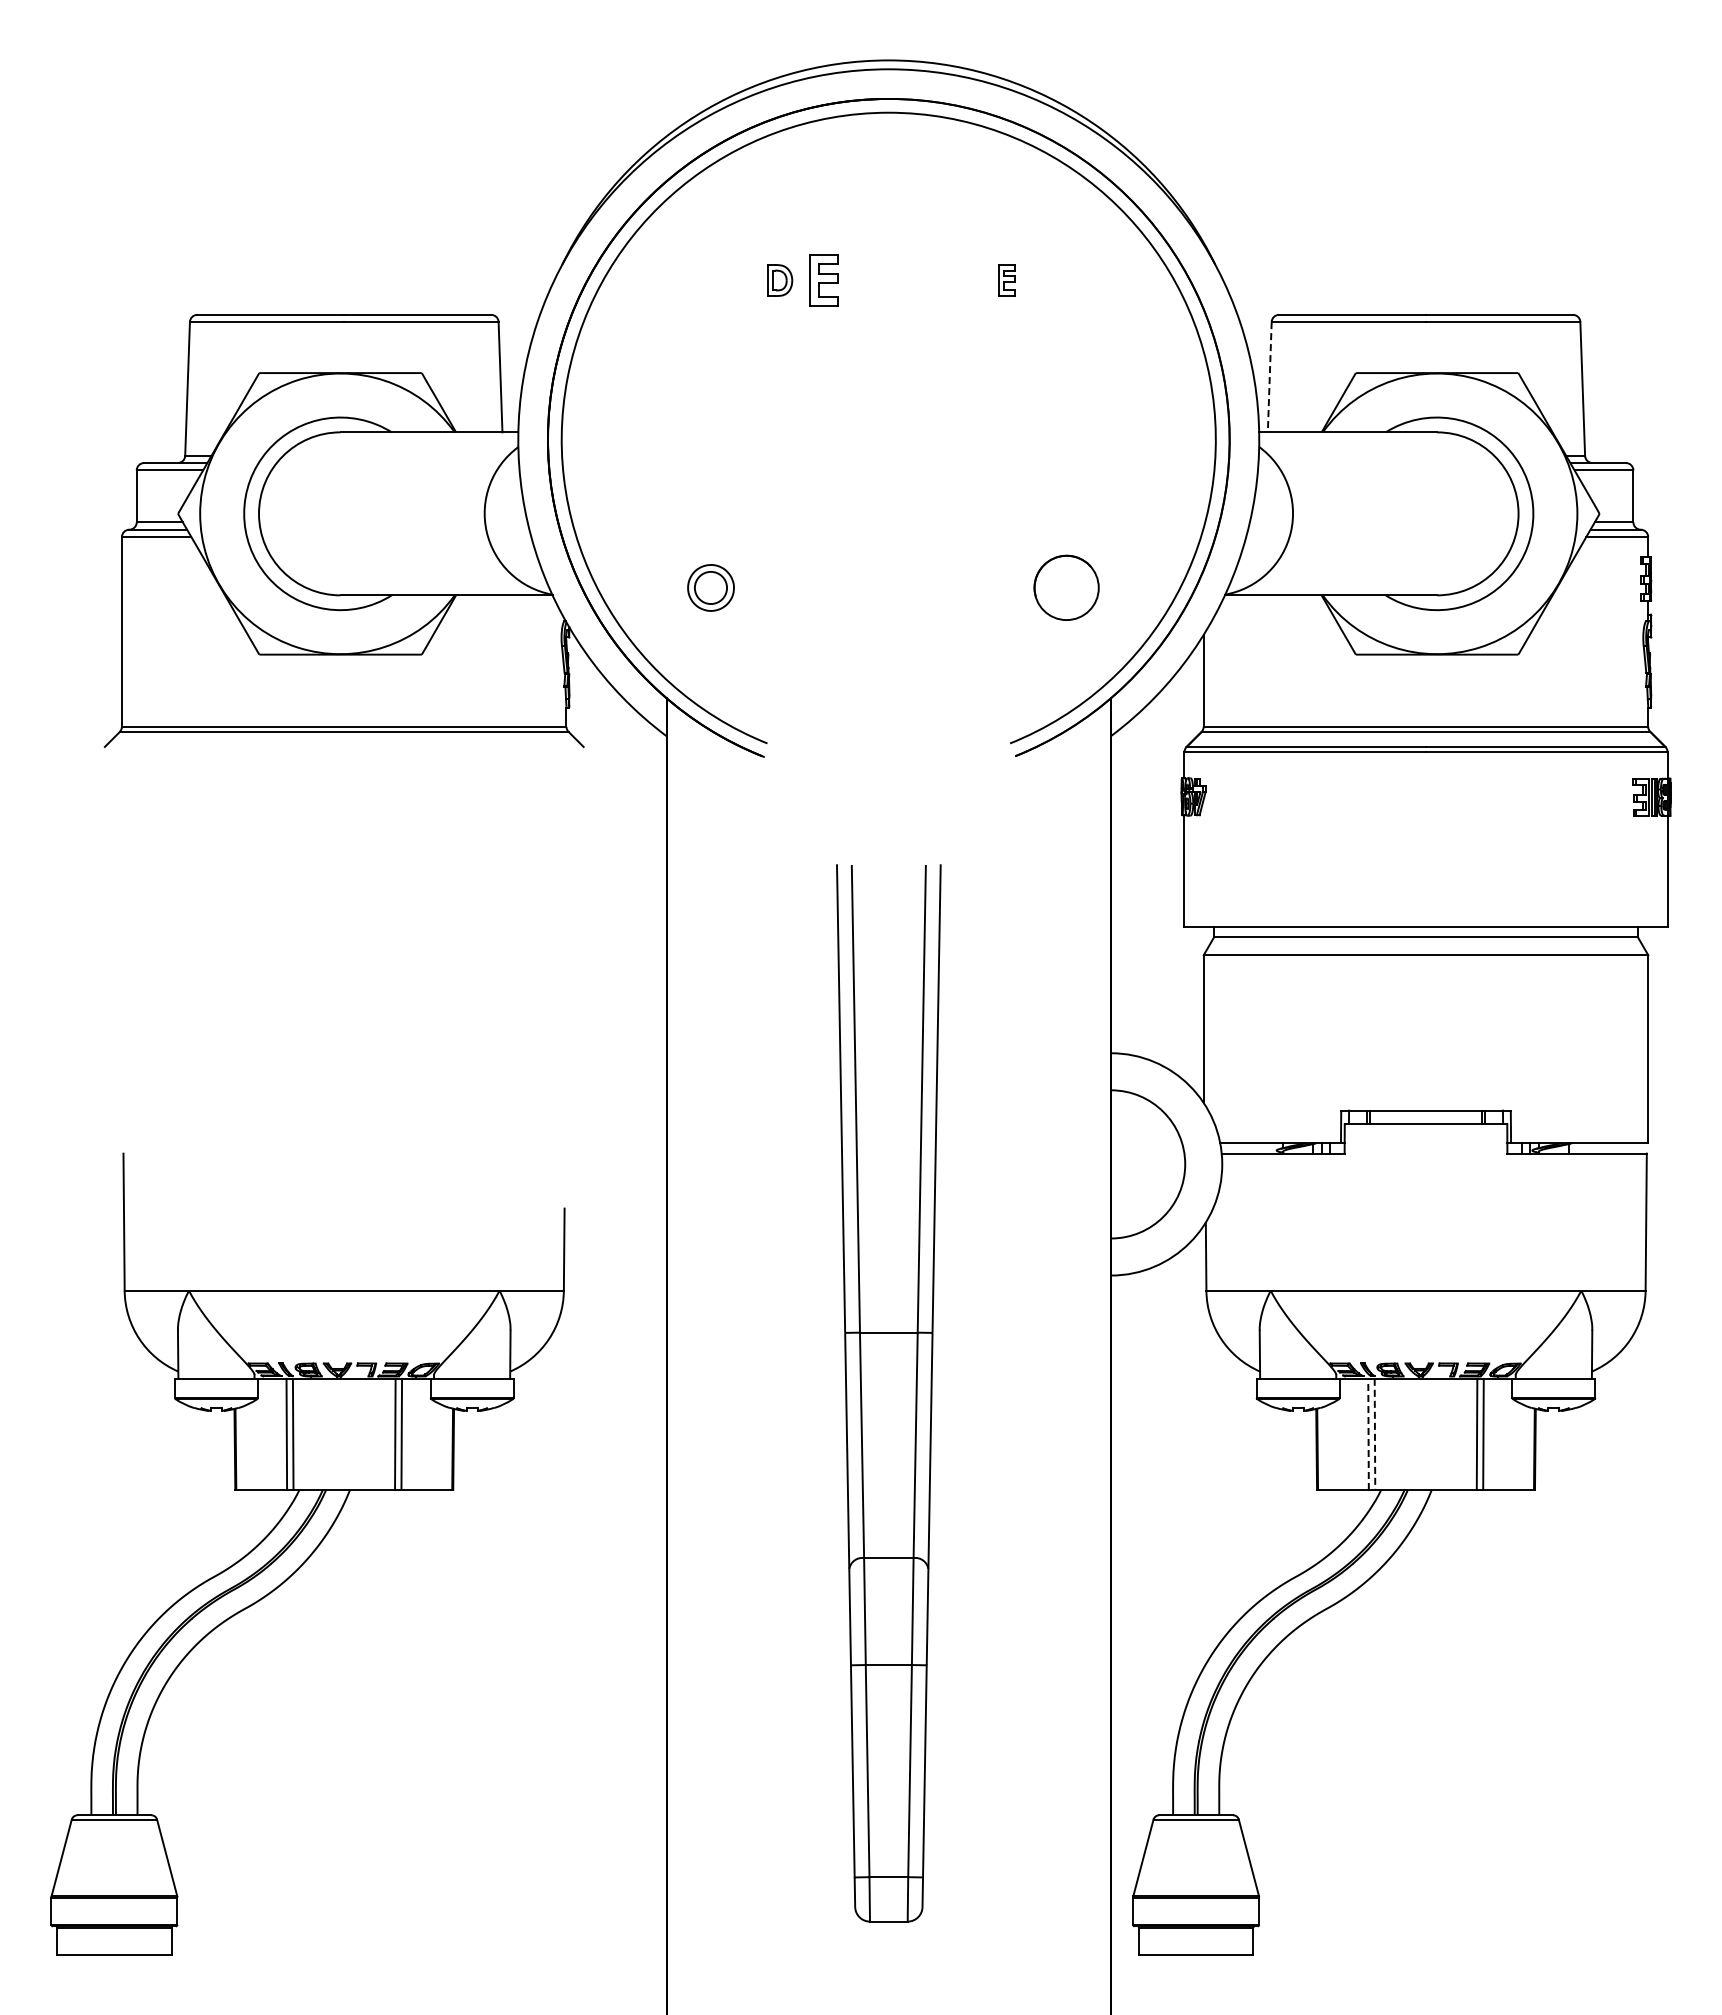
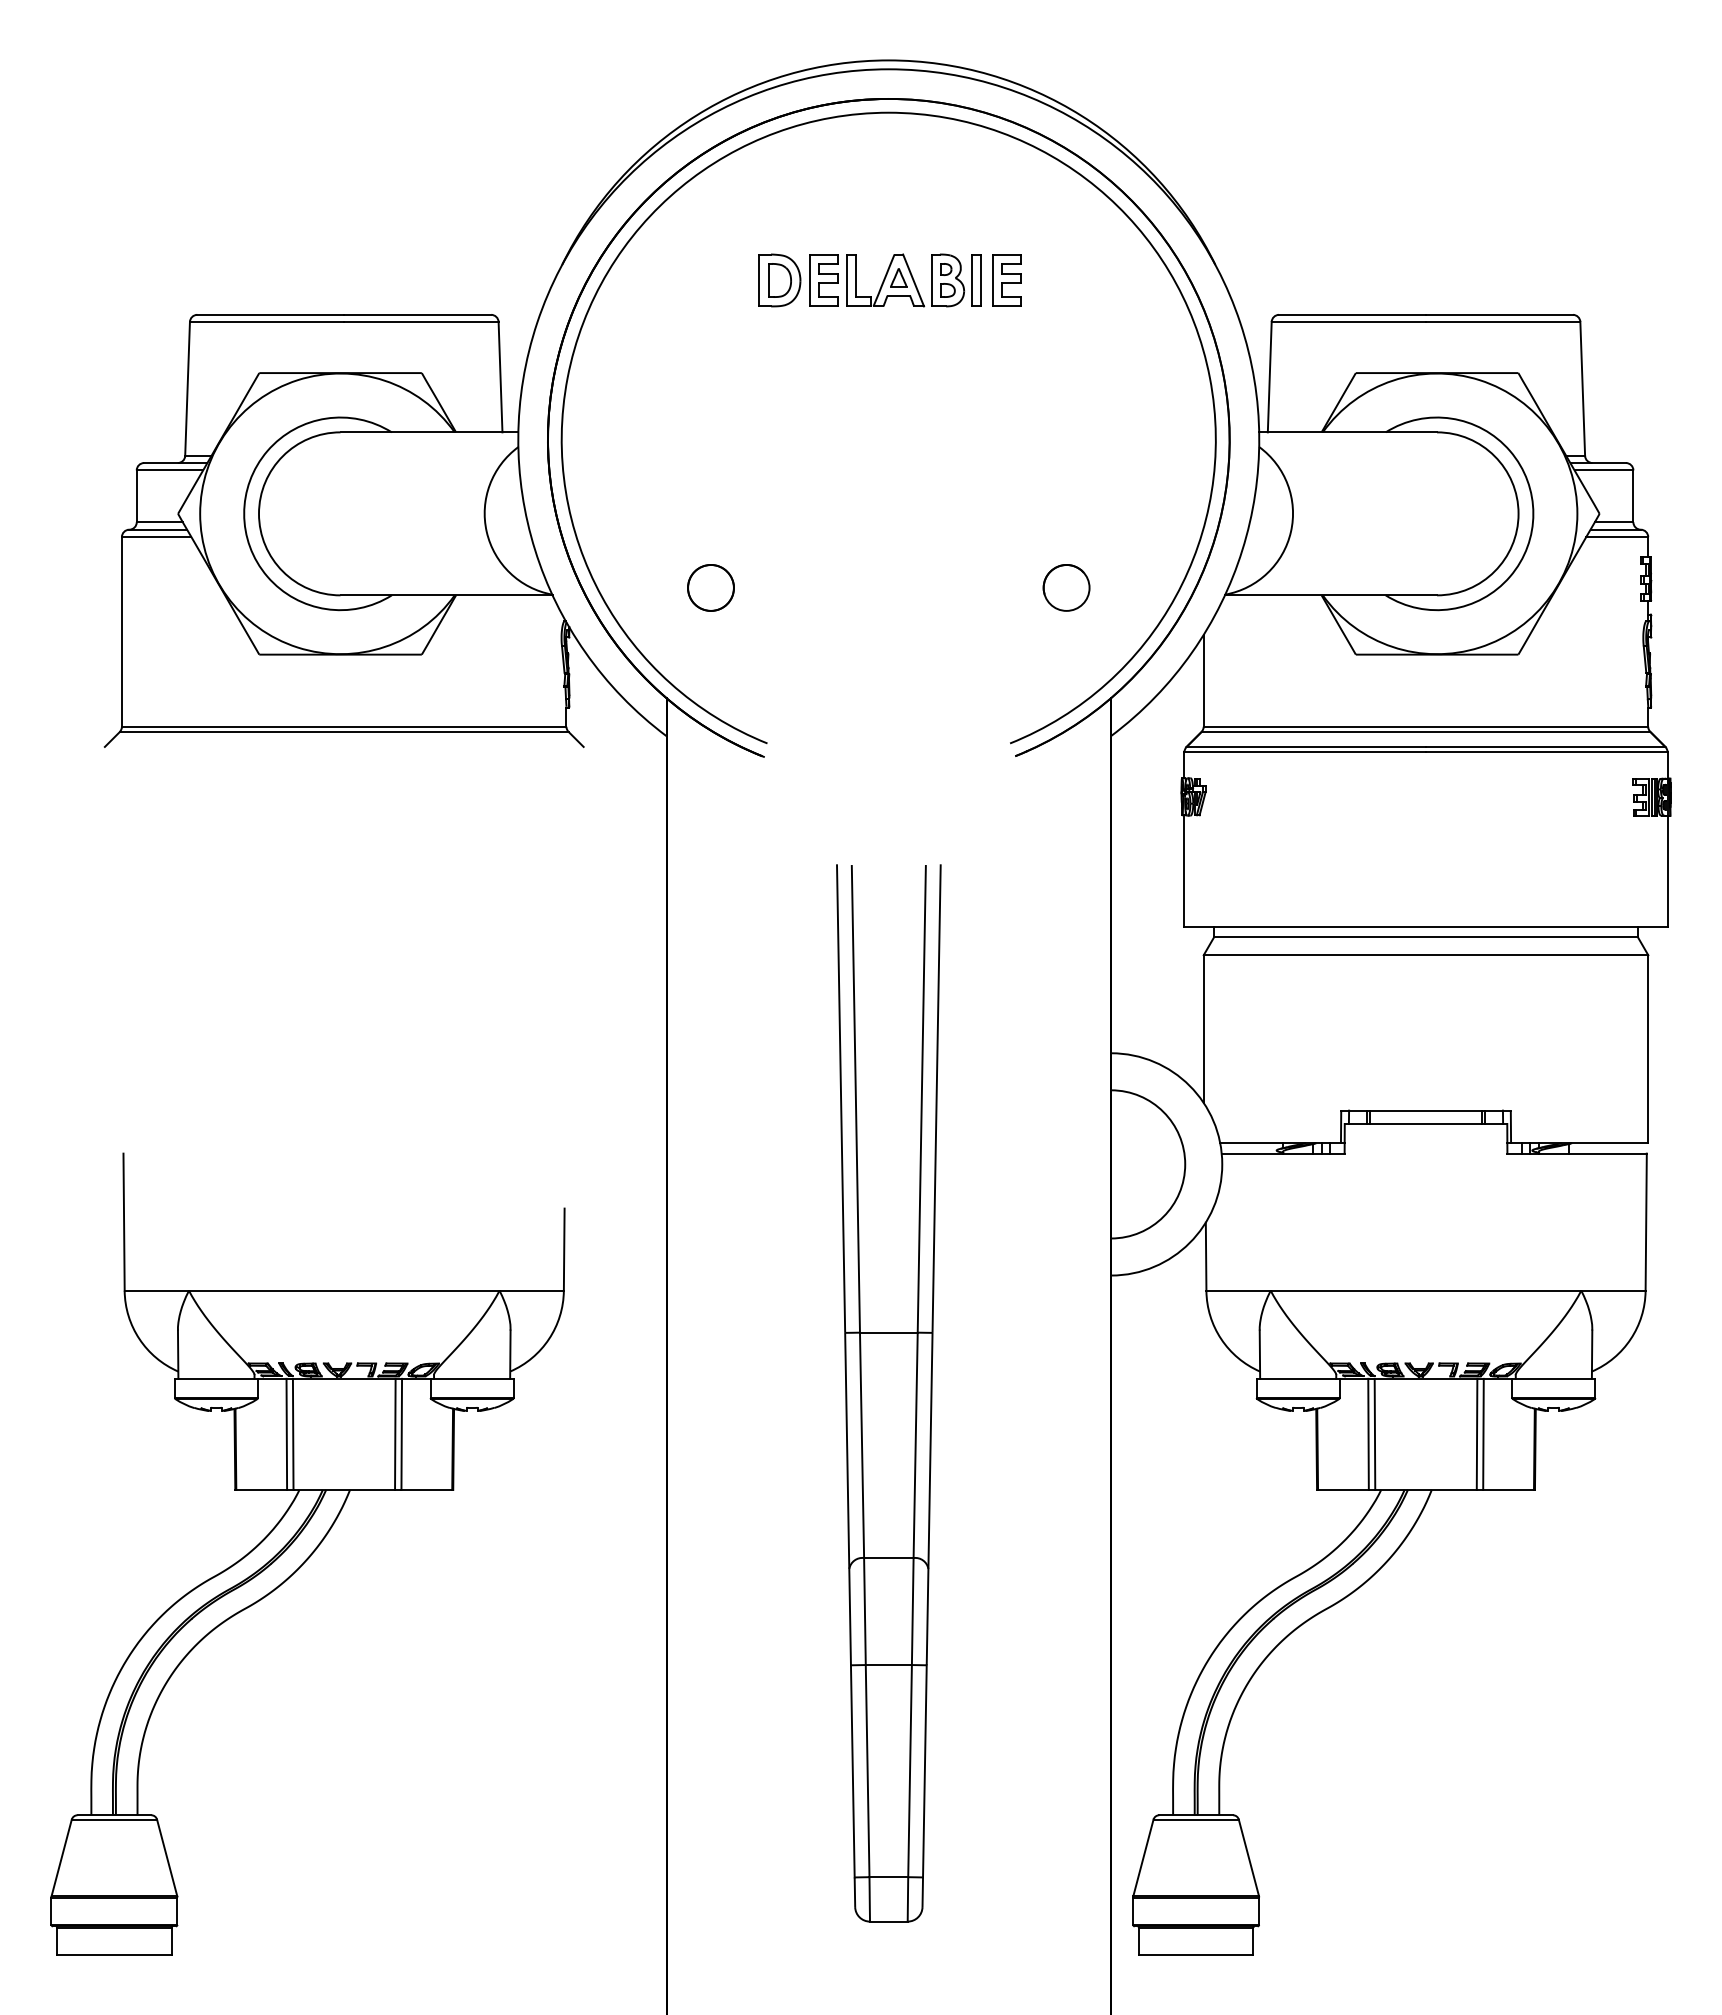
part size: 27x33 px -> 44x55 px (779, 280)
part: none -> present (913, 280)
part size: 18x33 px -> 30x53 px (1006, 280)
line: dashed -> solid (1269, 377)
circle diameter: 32 px -> 46 px (710, 587)
part size: 67x67 px -> 49x48 px (1066, 587)
line: dashed -> solid (1368, 1434)
line: dashed -> solid (1374, 1434)
